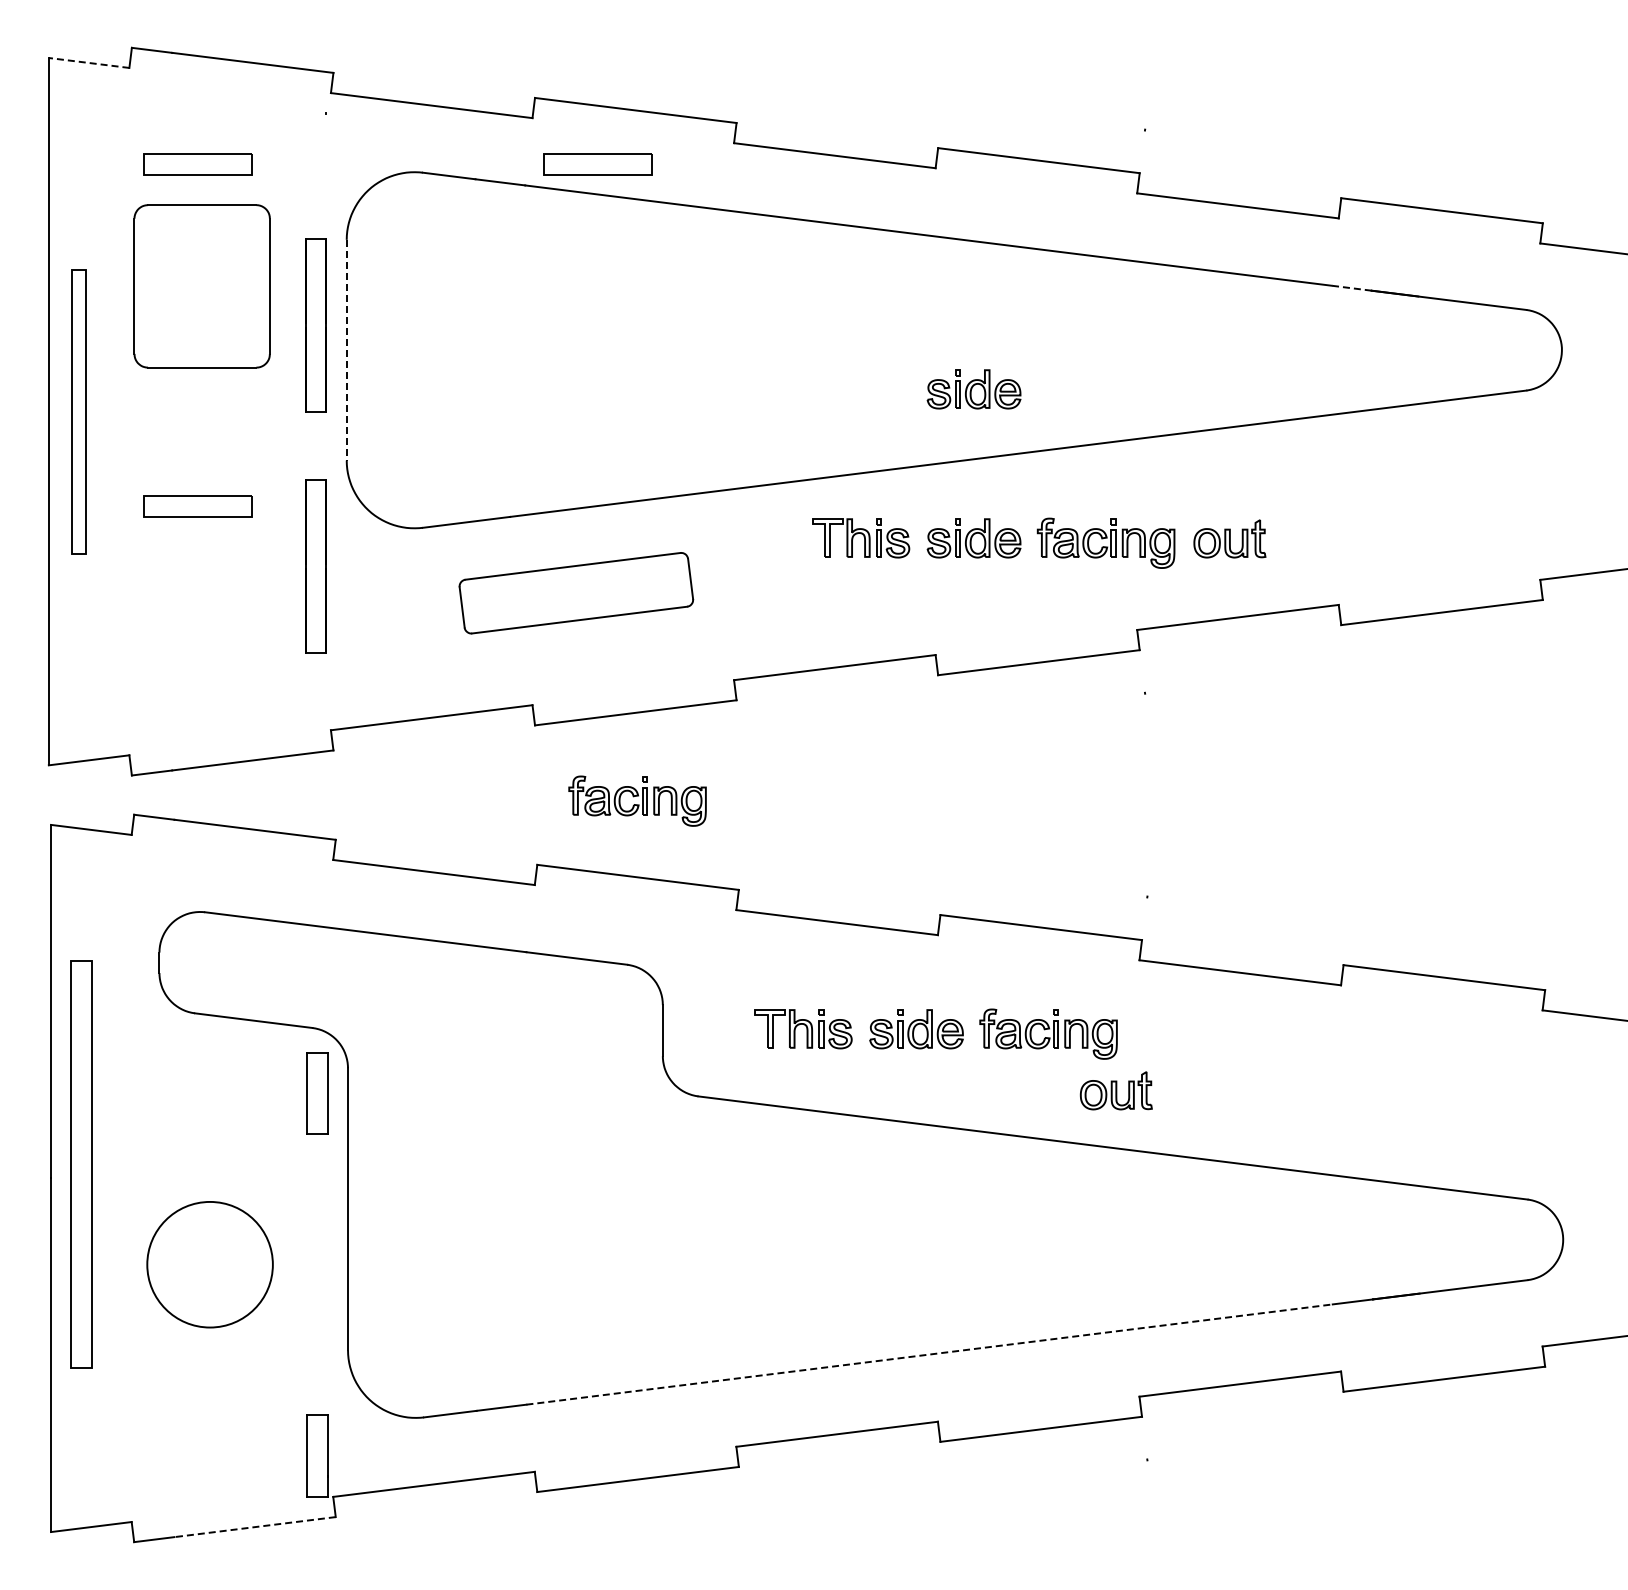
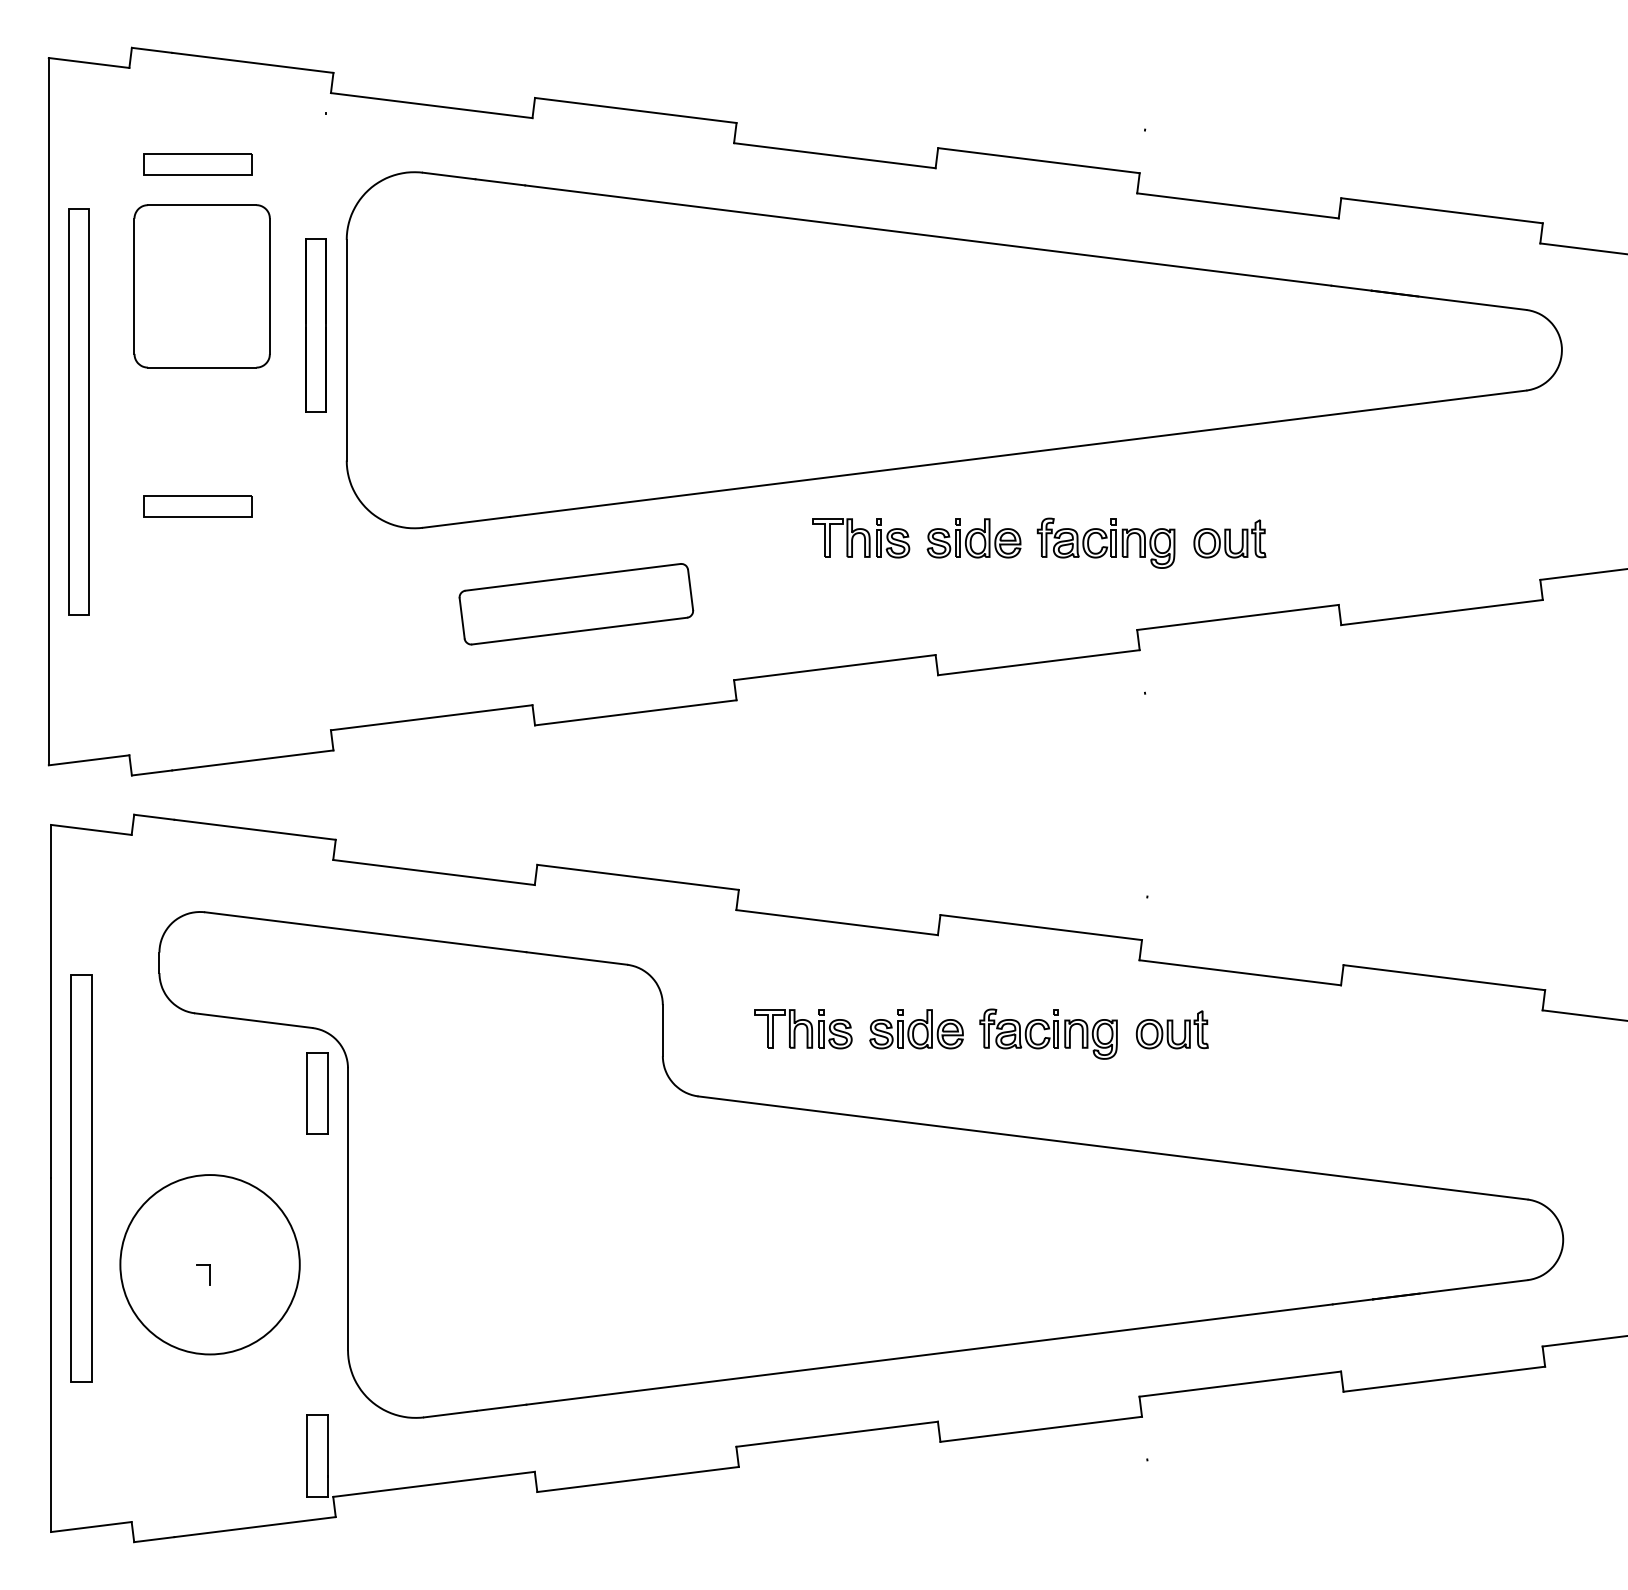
line: dashed -> solid (89, 62)
part: present -> none (597, 164)
line: dashed -> solid (1351, 288)
line: dashed -> solid (346, 350)
part: present -> none (973, 389)
part size: 16x286 px -> 22x408 px (78, 411)
part: present -> none (315, 566)
part position: (576, 593) -> (576, 604) (576, 604)
part: present -> none (637, 800)
part position: (1115, 1090) -> (1171, 1029) (1171, 1029)
part position: (81, 1164) -> (81, 1178) (81, 1178)
circle diameter: 126 px -> 179 px (209, 1264)
part: none -> present (203, 1274)
line: dashed -> solid (930, 1354)
line: dashed -> solid (254, 1527)
